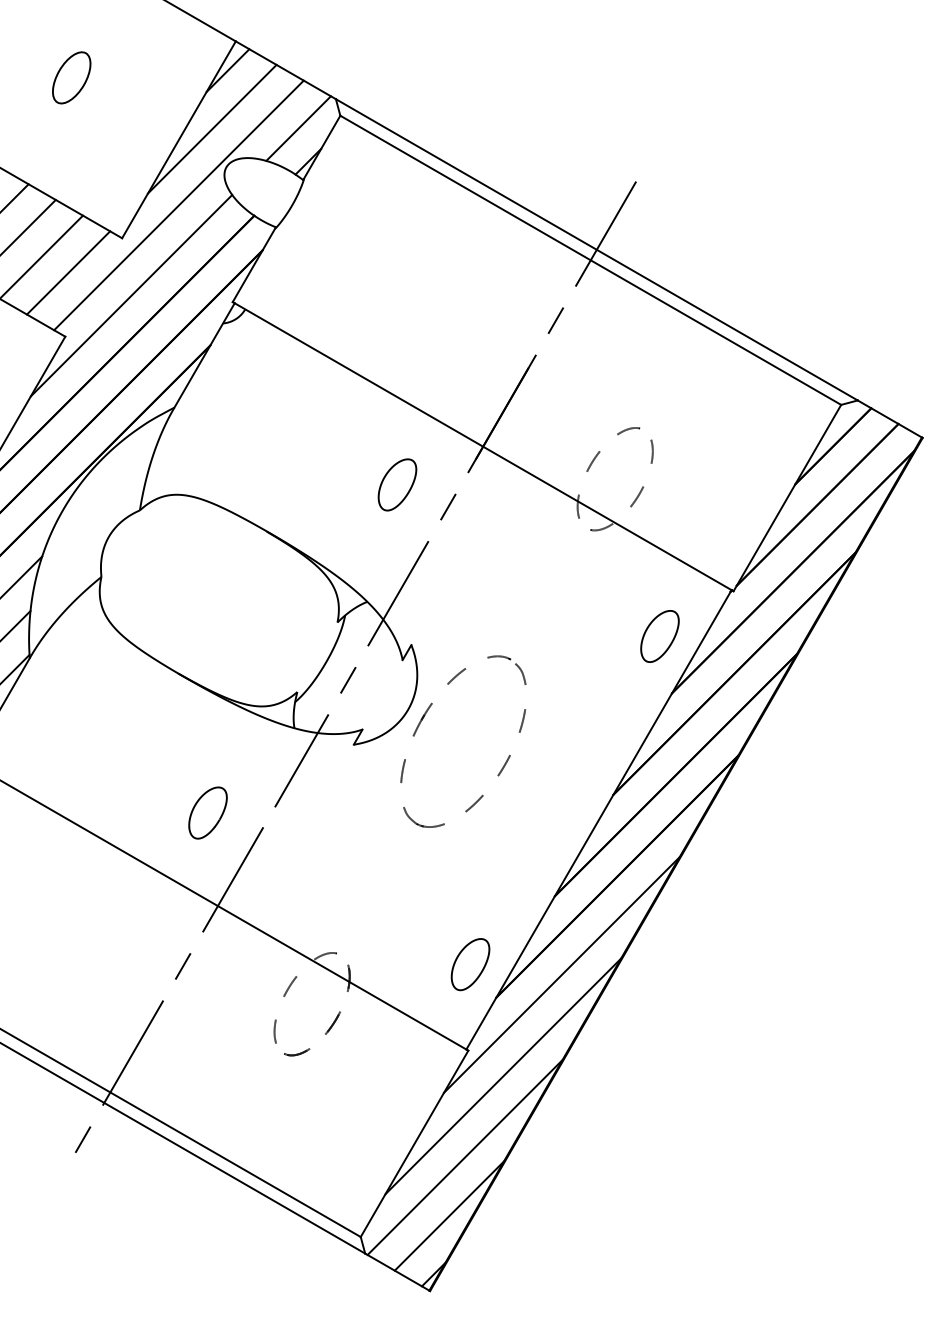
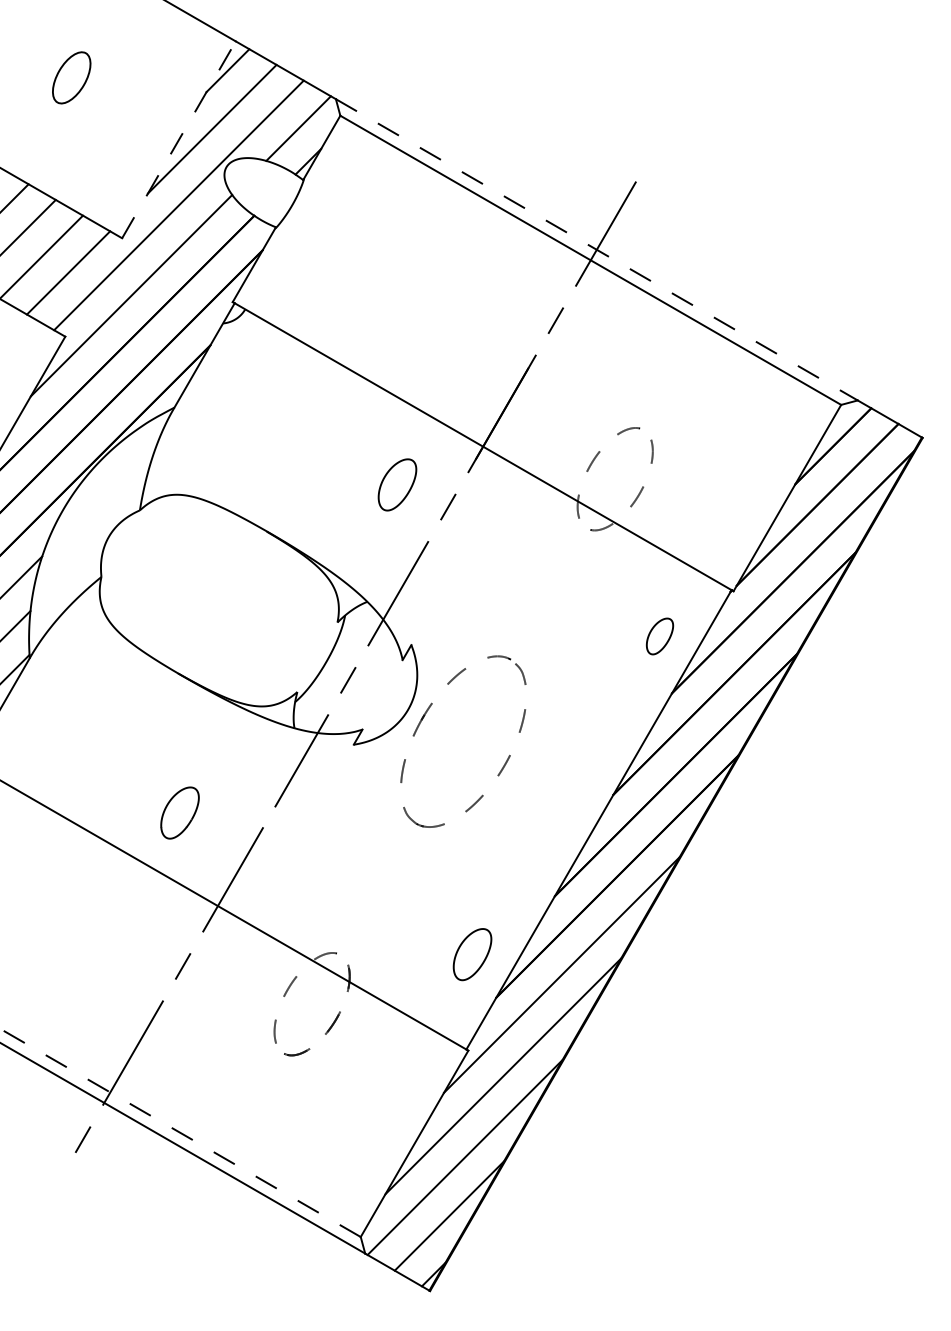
line: solid -> dashed (178, 139)
line: solid -> dashed (597, 250)
part size: 40x53 px -> 30x39 px (659, 636)
part position: (207, 812) -> (179, 812) (179, 812)
part position: (470, 964) -> (472, 954) (472, 954)
line: solid -> dashed (179, 1132)
